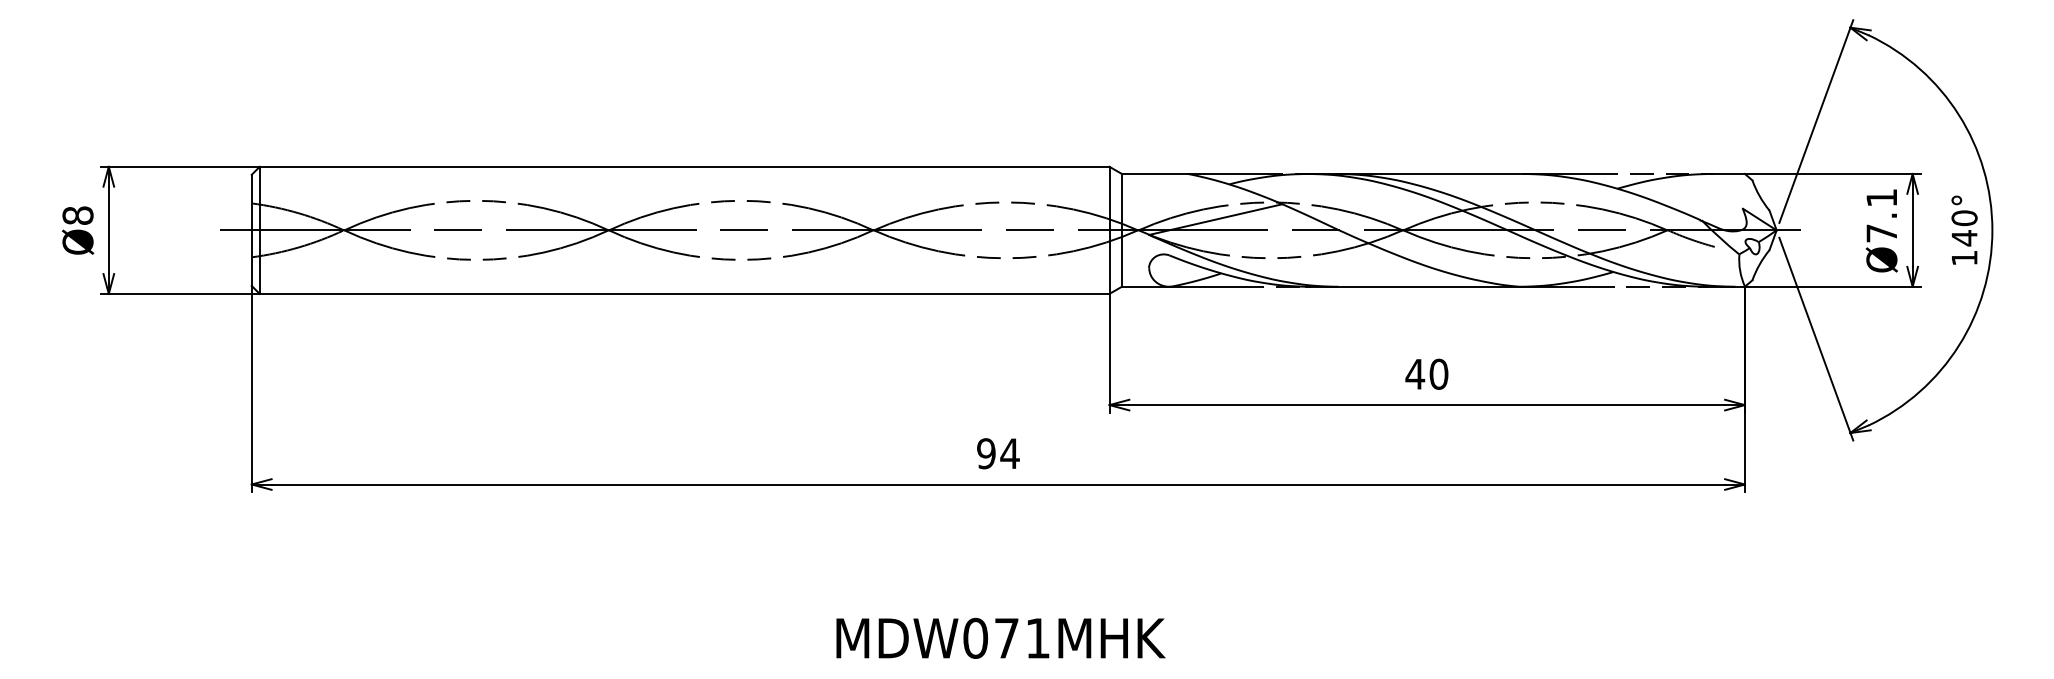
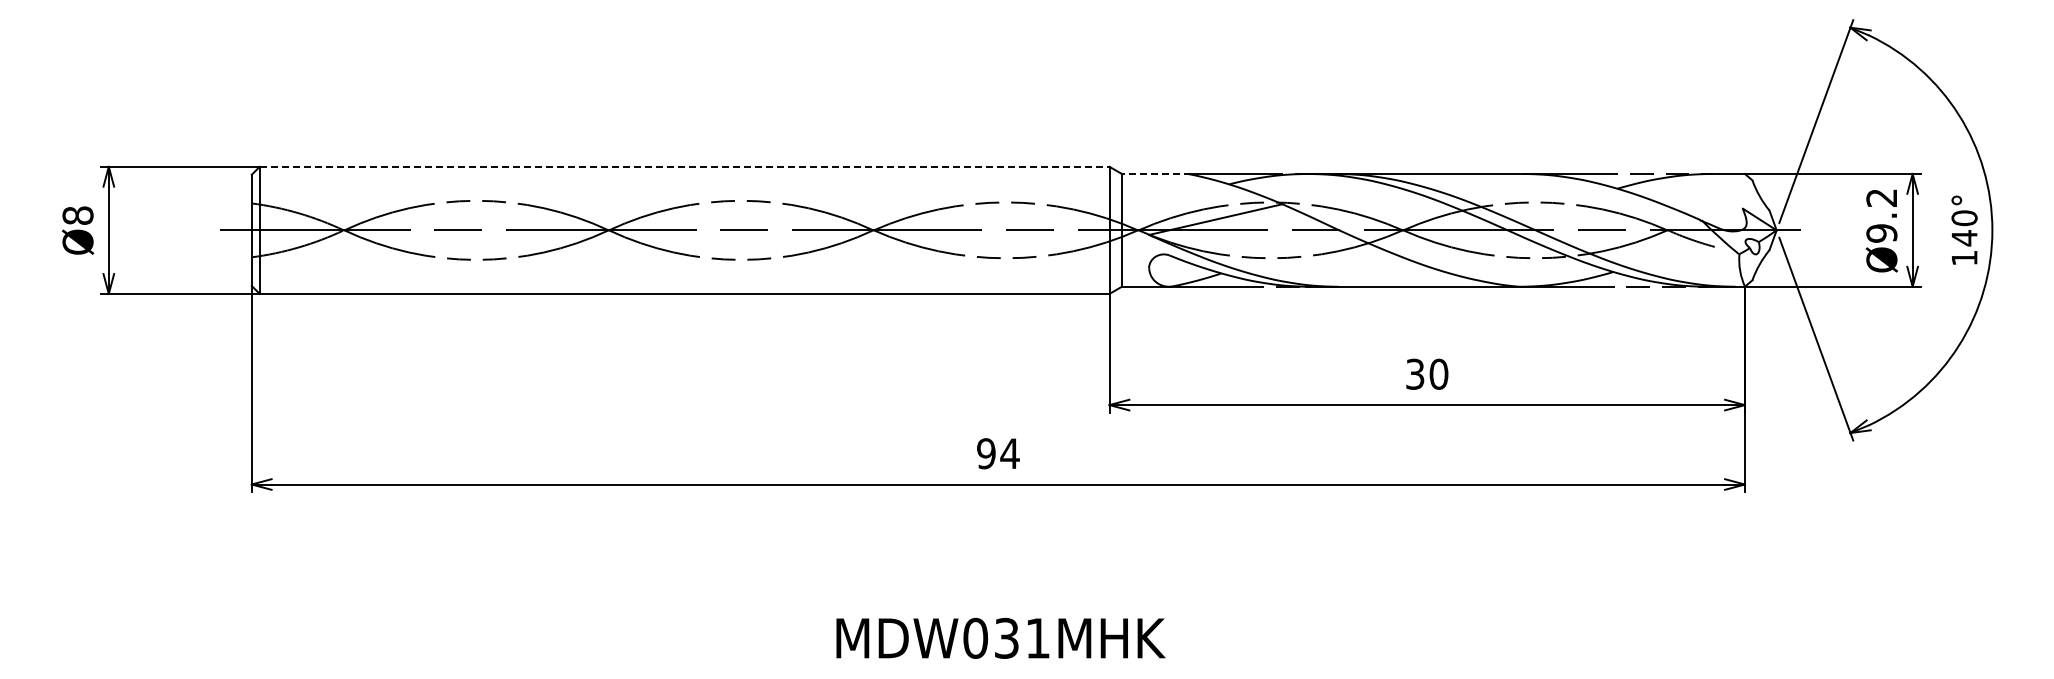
line: solid -> dashed (684, 166)
line: solid -> dashed (1156, 173)
text: Ø7.1 -> Ø9.2 (1881, 215)
text: 40 -> 30 (1415, 373)
text: MDW071MHK -> MDW031MHK (1006, 637)
